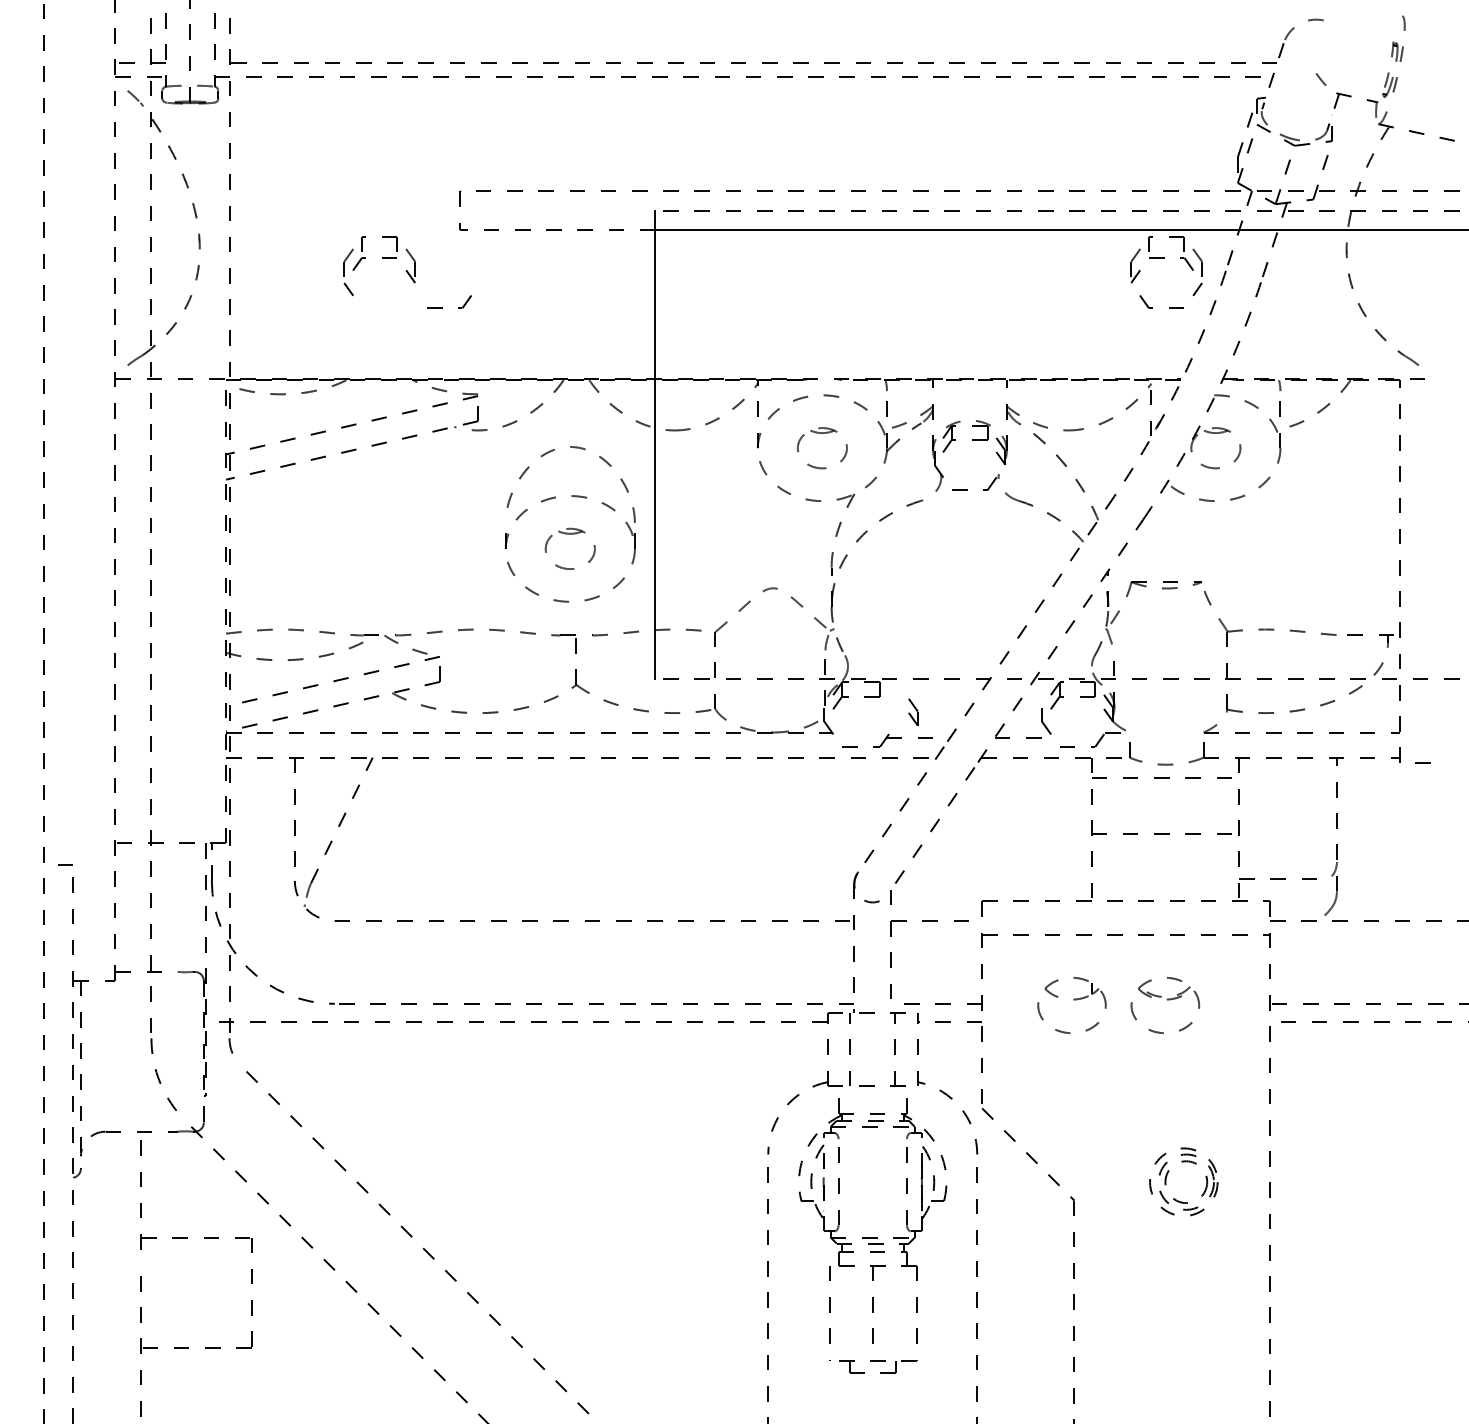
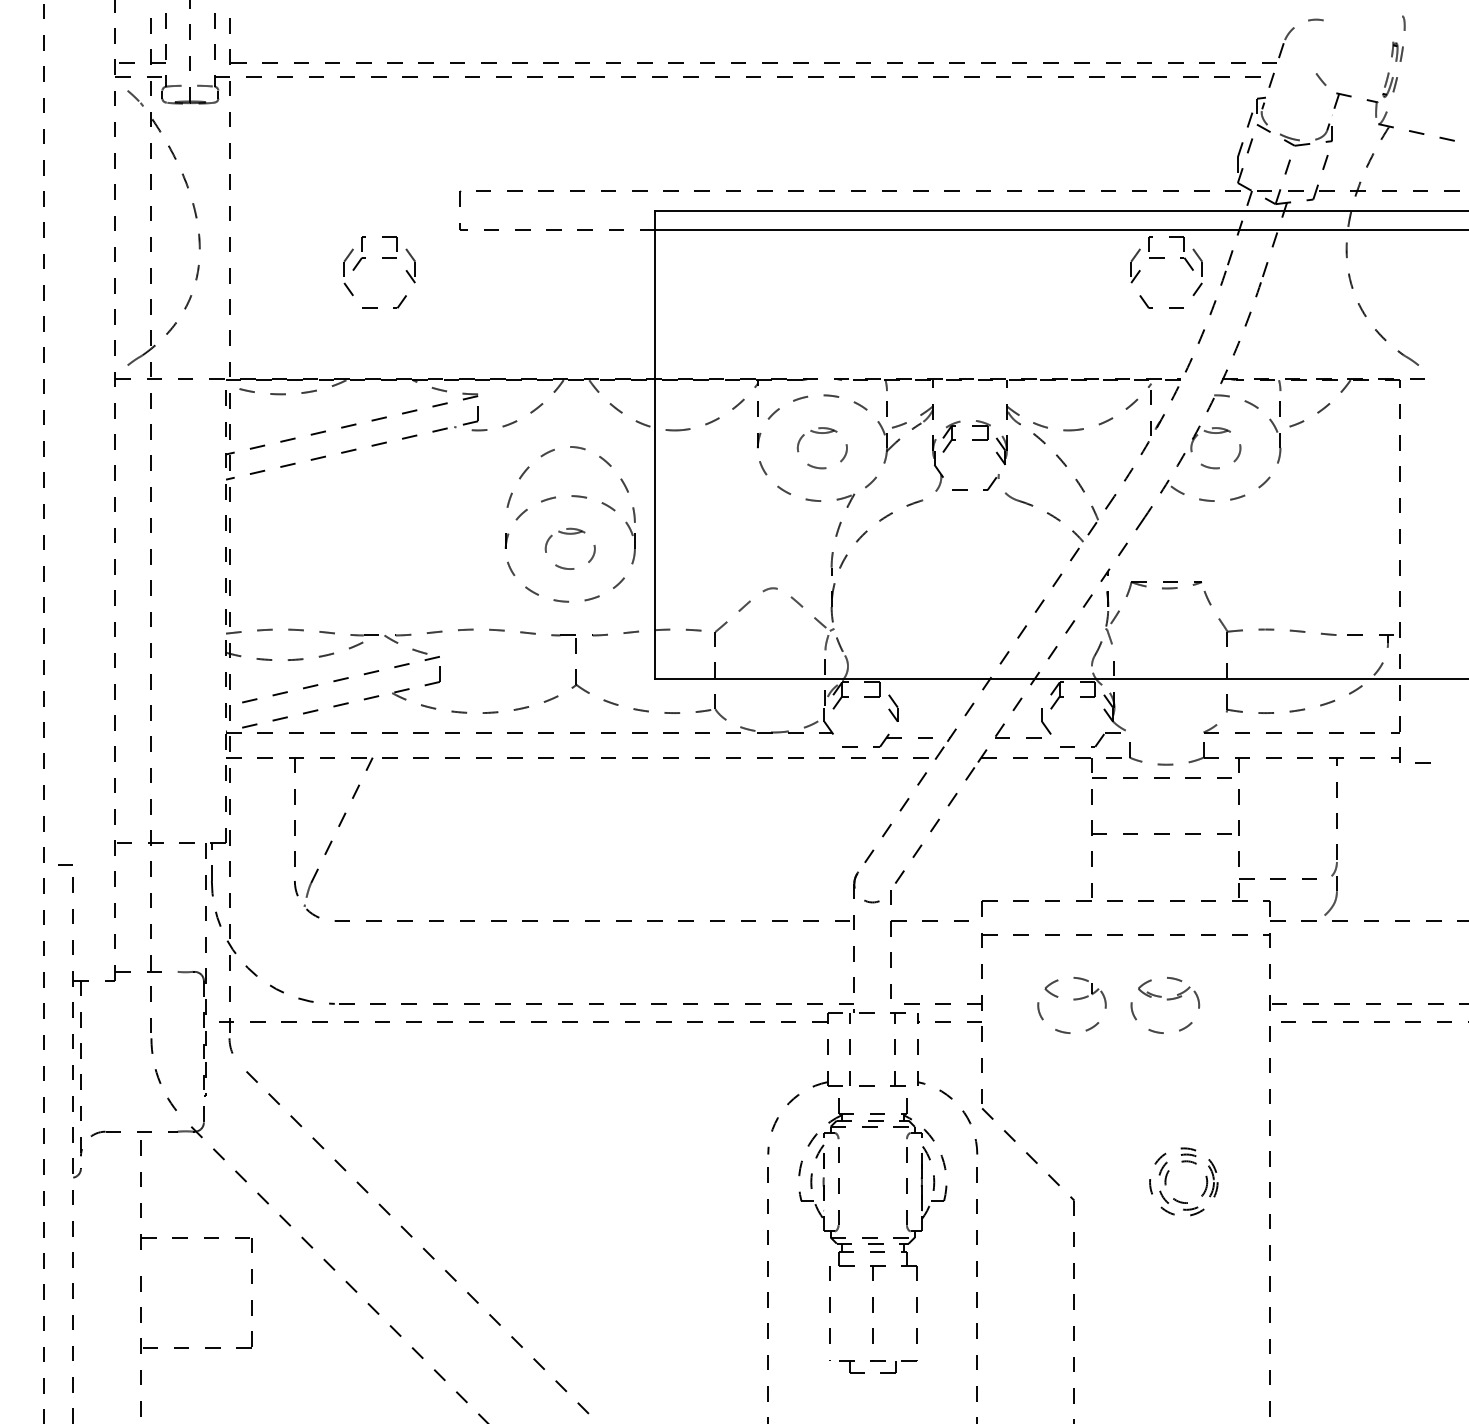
line: dashed -> solid (1061, 210)
part position: (442, 307) -> (377, 307) (377, 307)
line: dashed -> solid (1061, 679)
part position: (913, 711) -> (893, 707) (893, 707)
